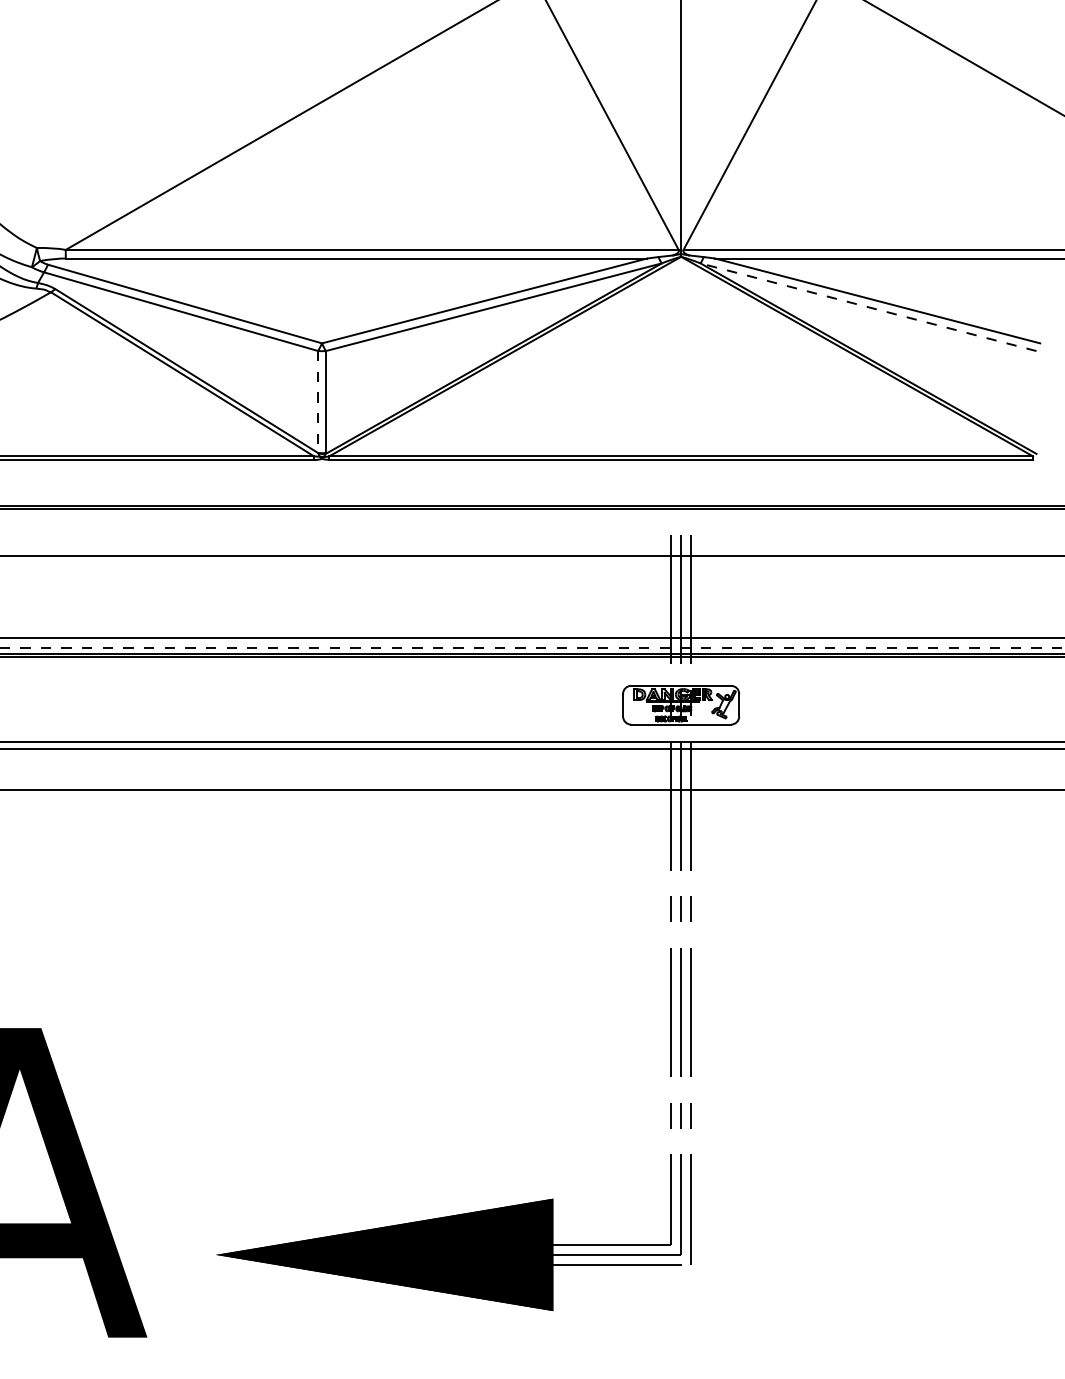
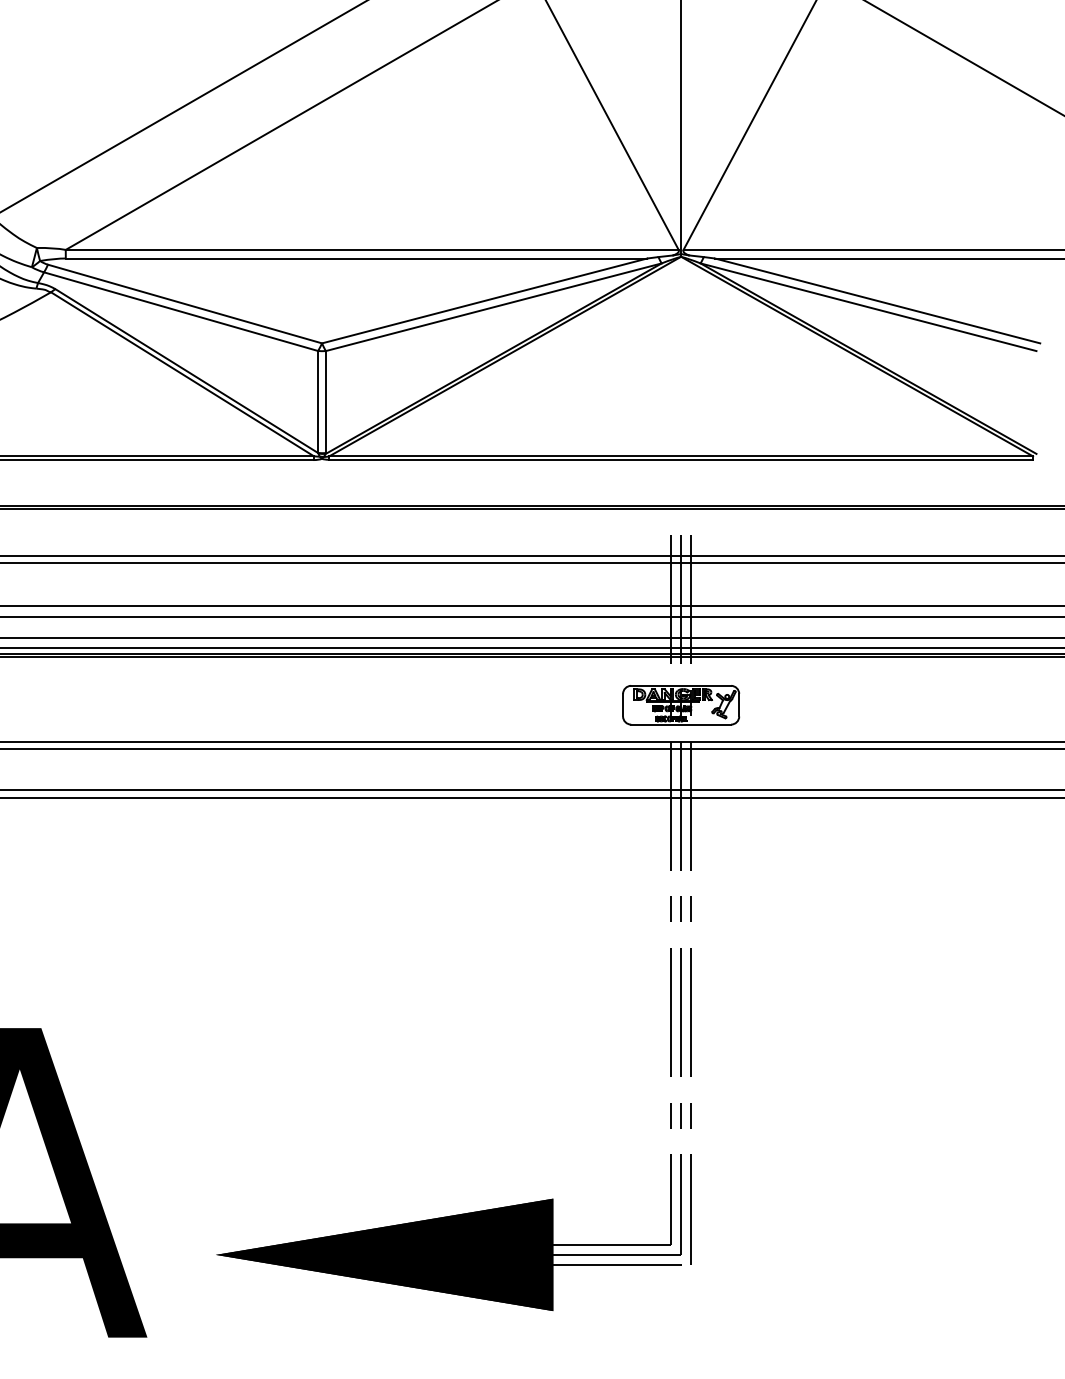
line: none -> present (183, 106)
line: dashed -> solid (868, 307)
line: dashed -> solid (318, 402)
line: none -> present (531, 562)
line: none -> present (531, 606)
line: none -> present (531, 617)
line: dashed -> solid (532, 647)
line: none -> present (531, 797)
